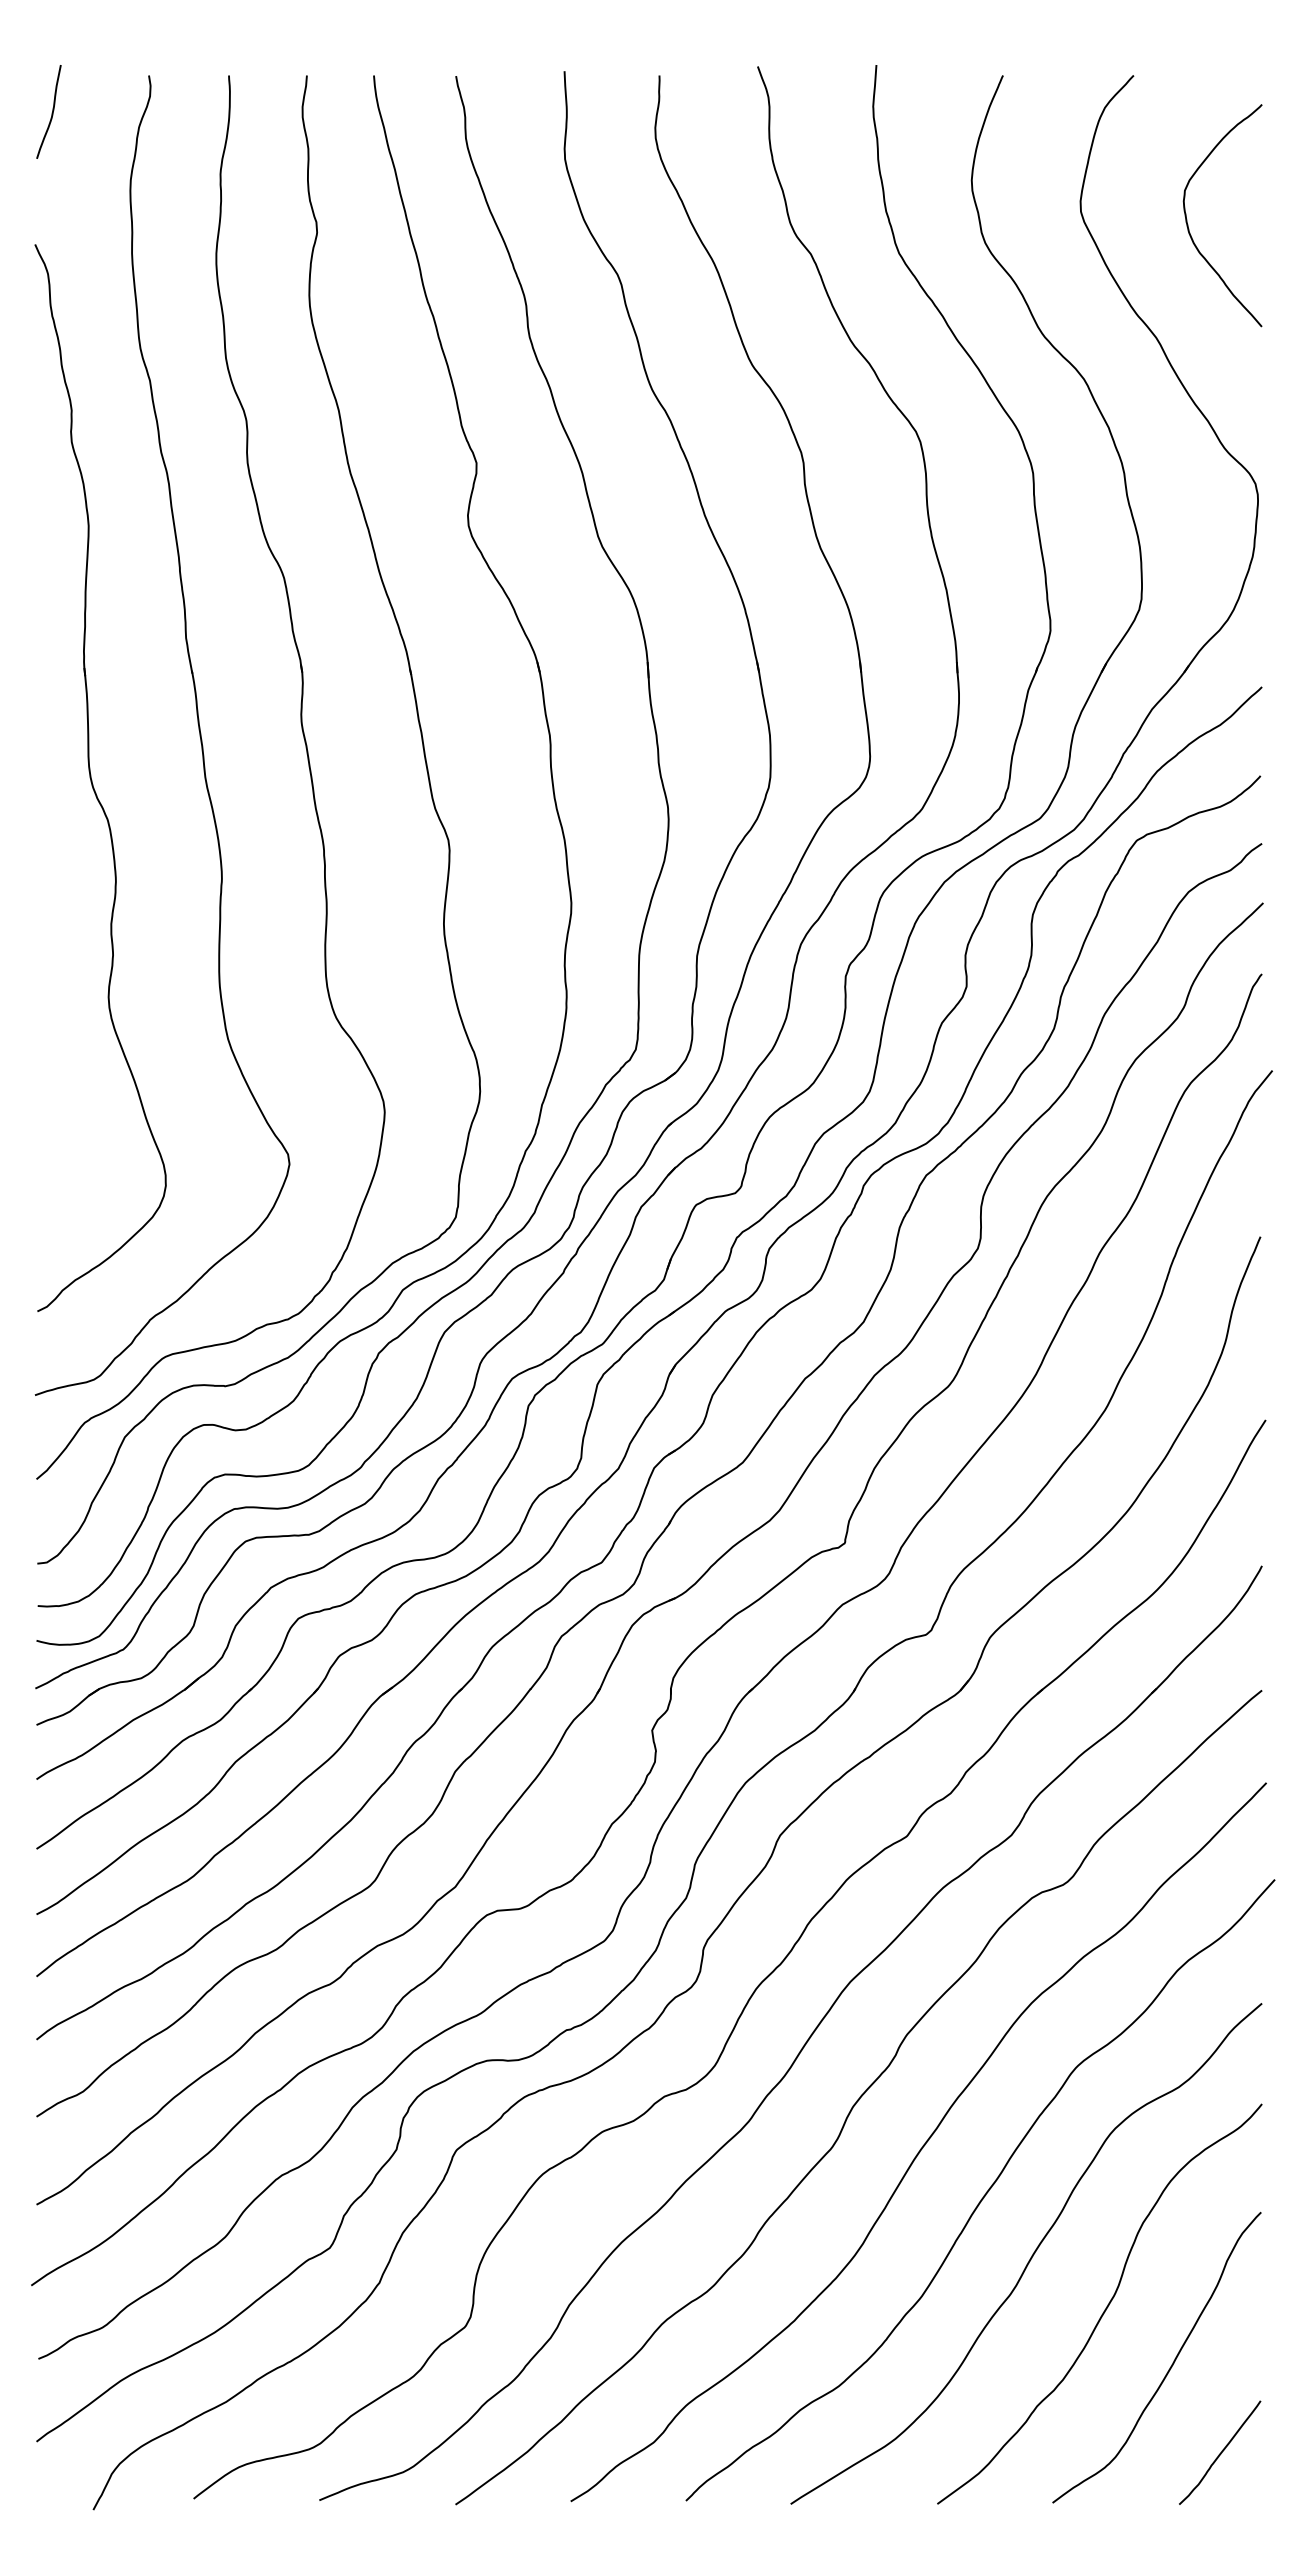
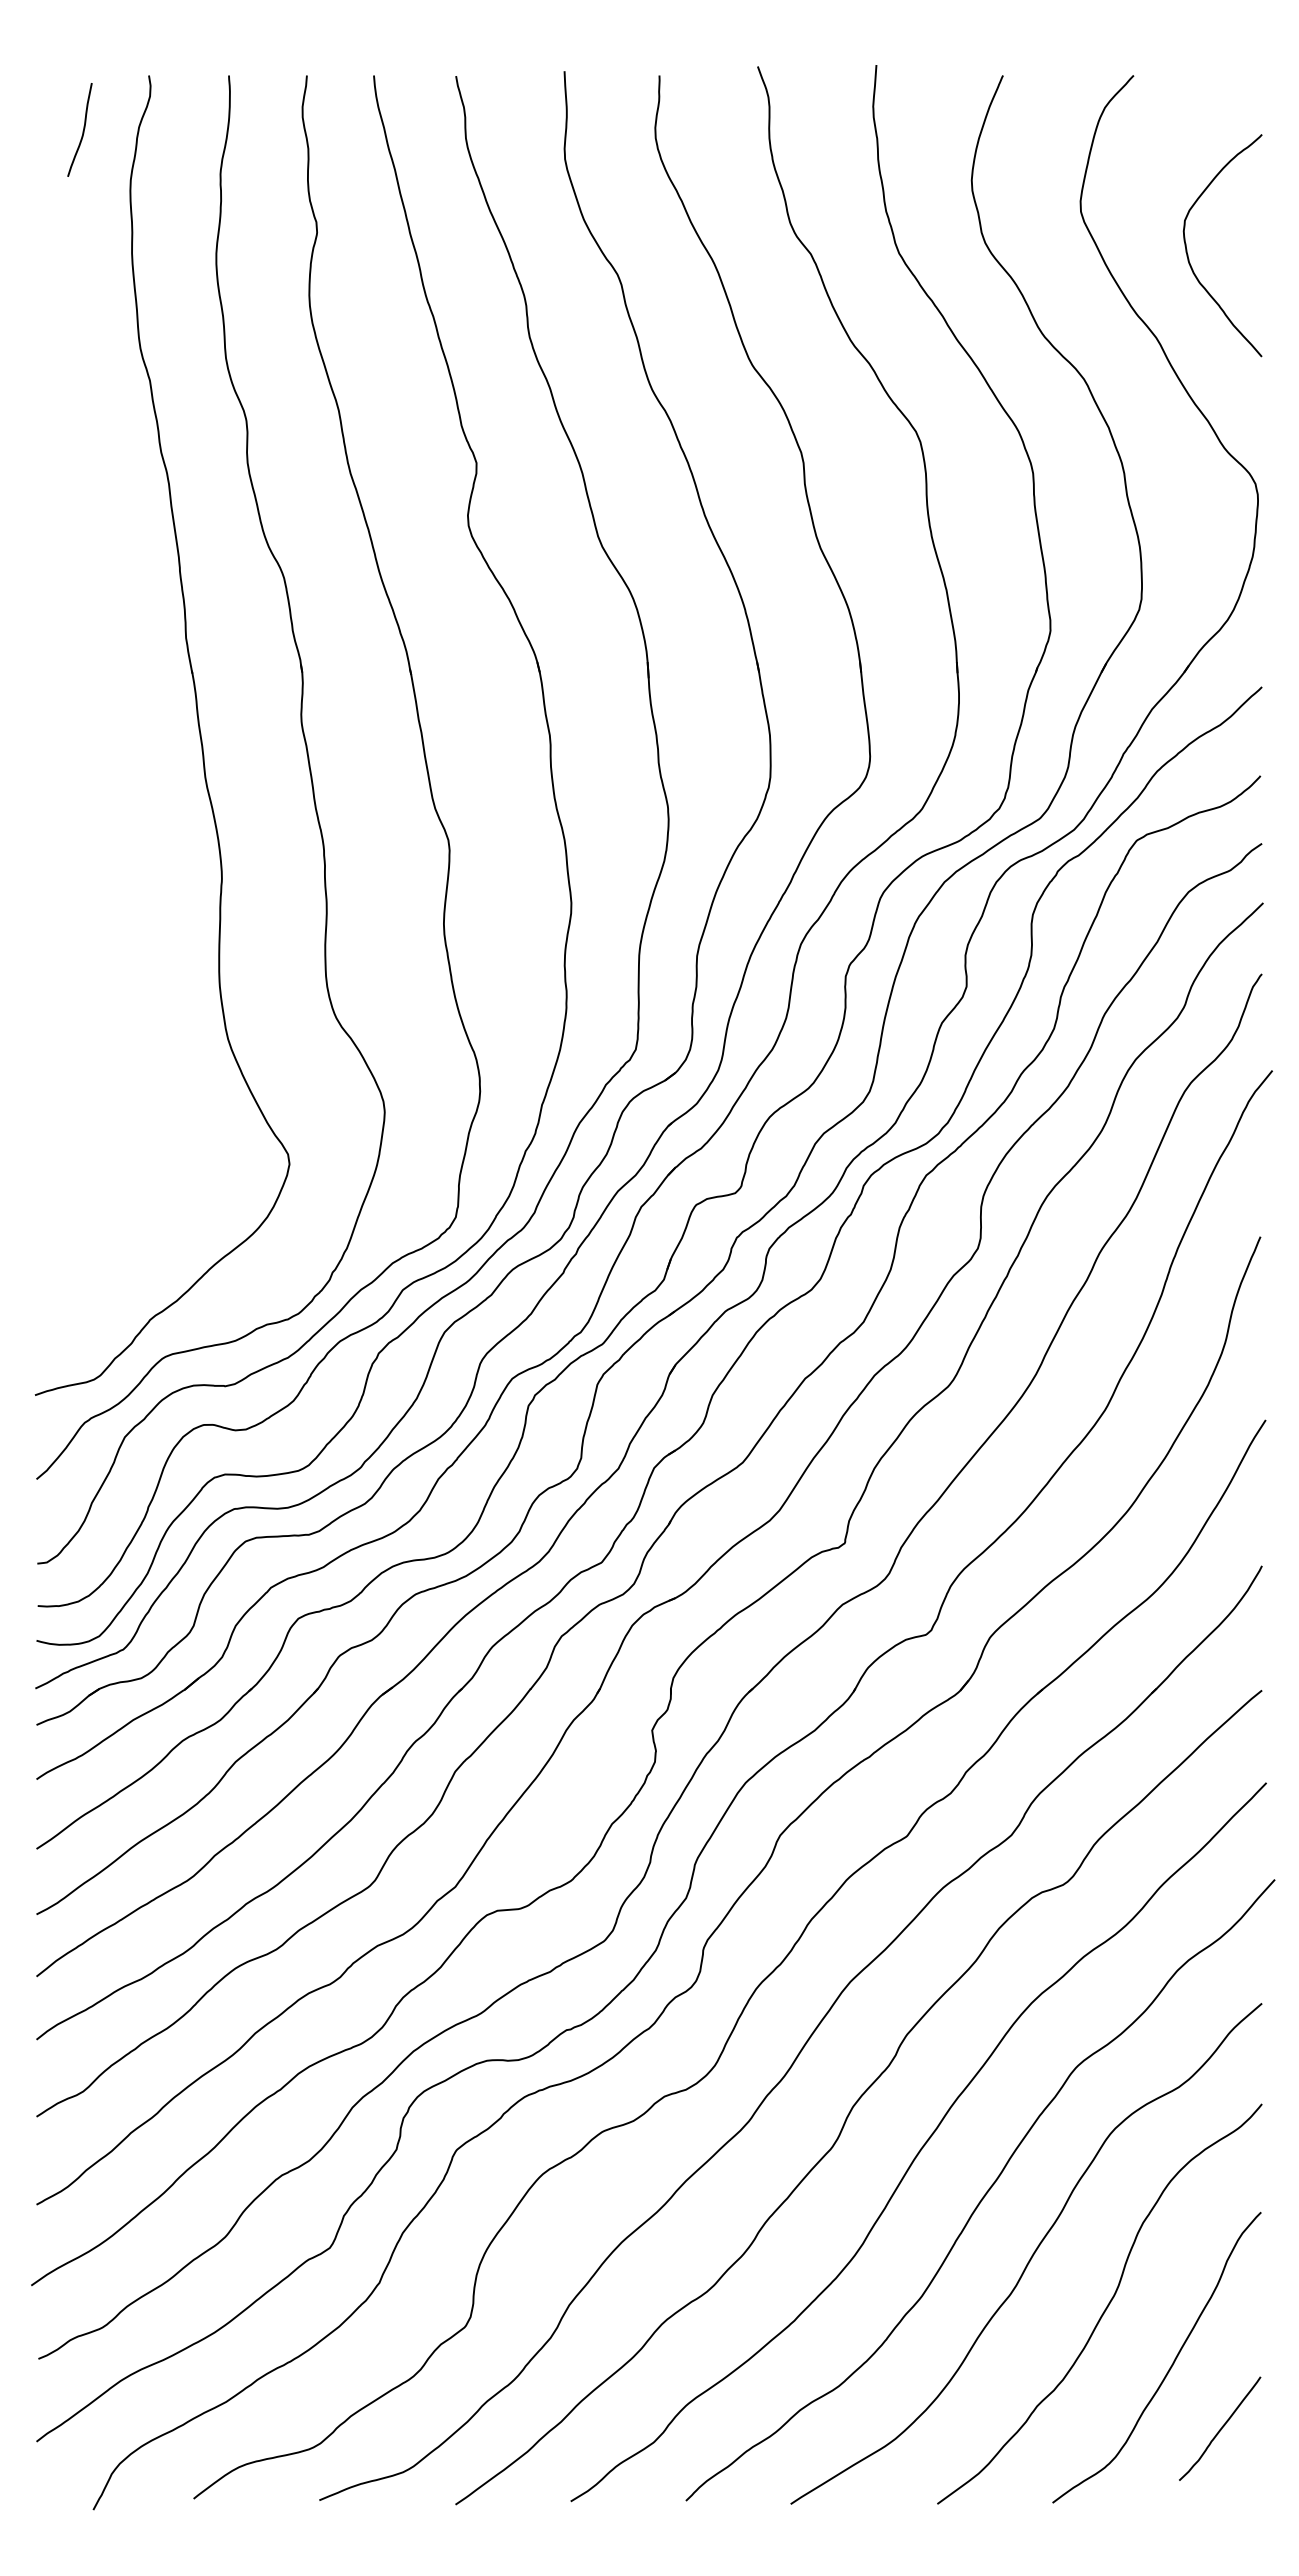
curve position: (51, 113) -> (82, 131) (82, 131)
curve position: (1188, 224) -> (1188, 254) (1188, 254)
part: present -> none (92, 780)
curve position: (1220, 2452) -> (1220, 2428) (1220, 2428)
